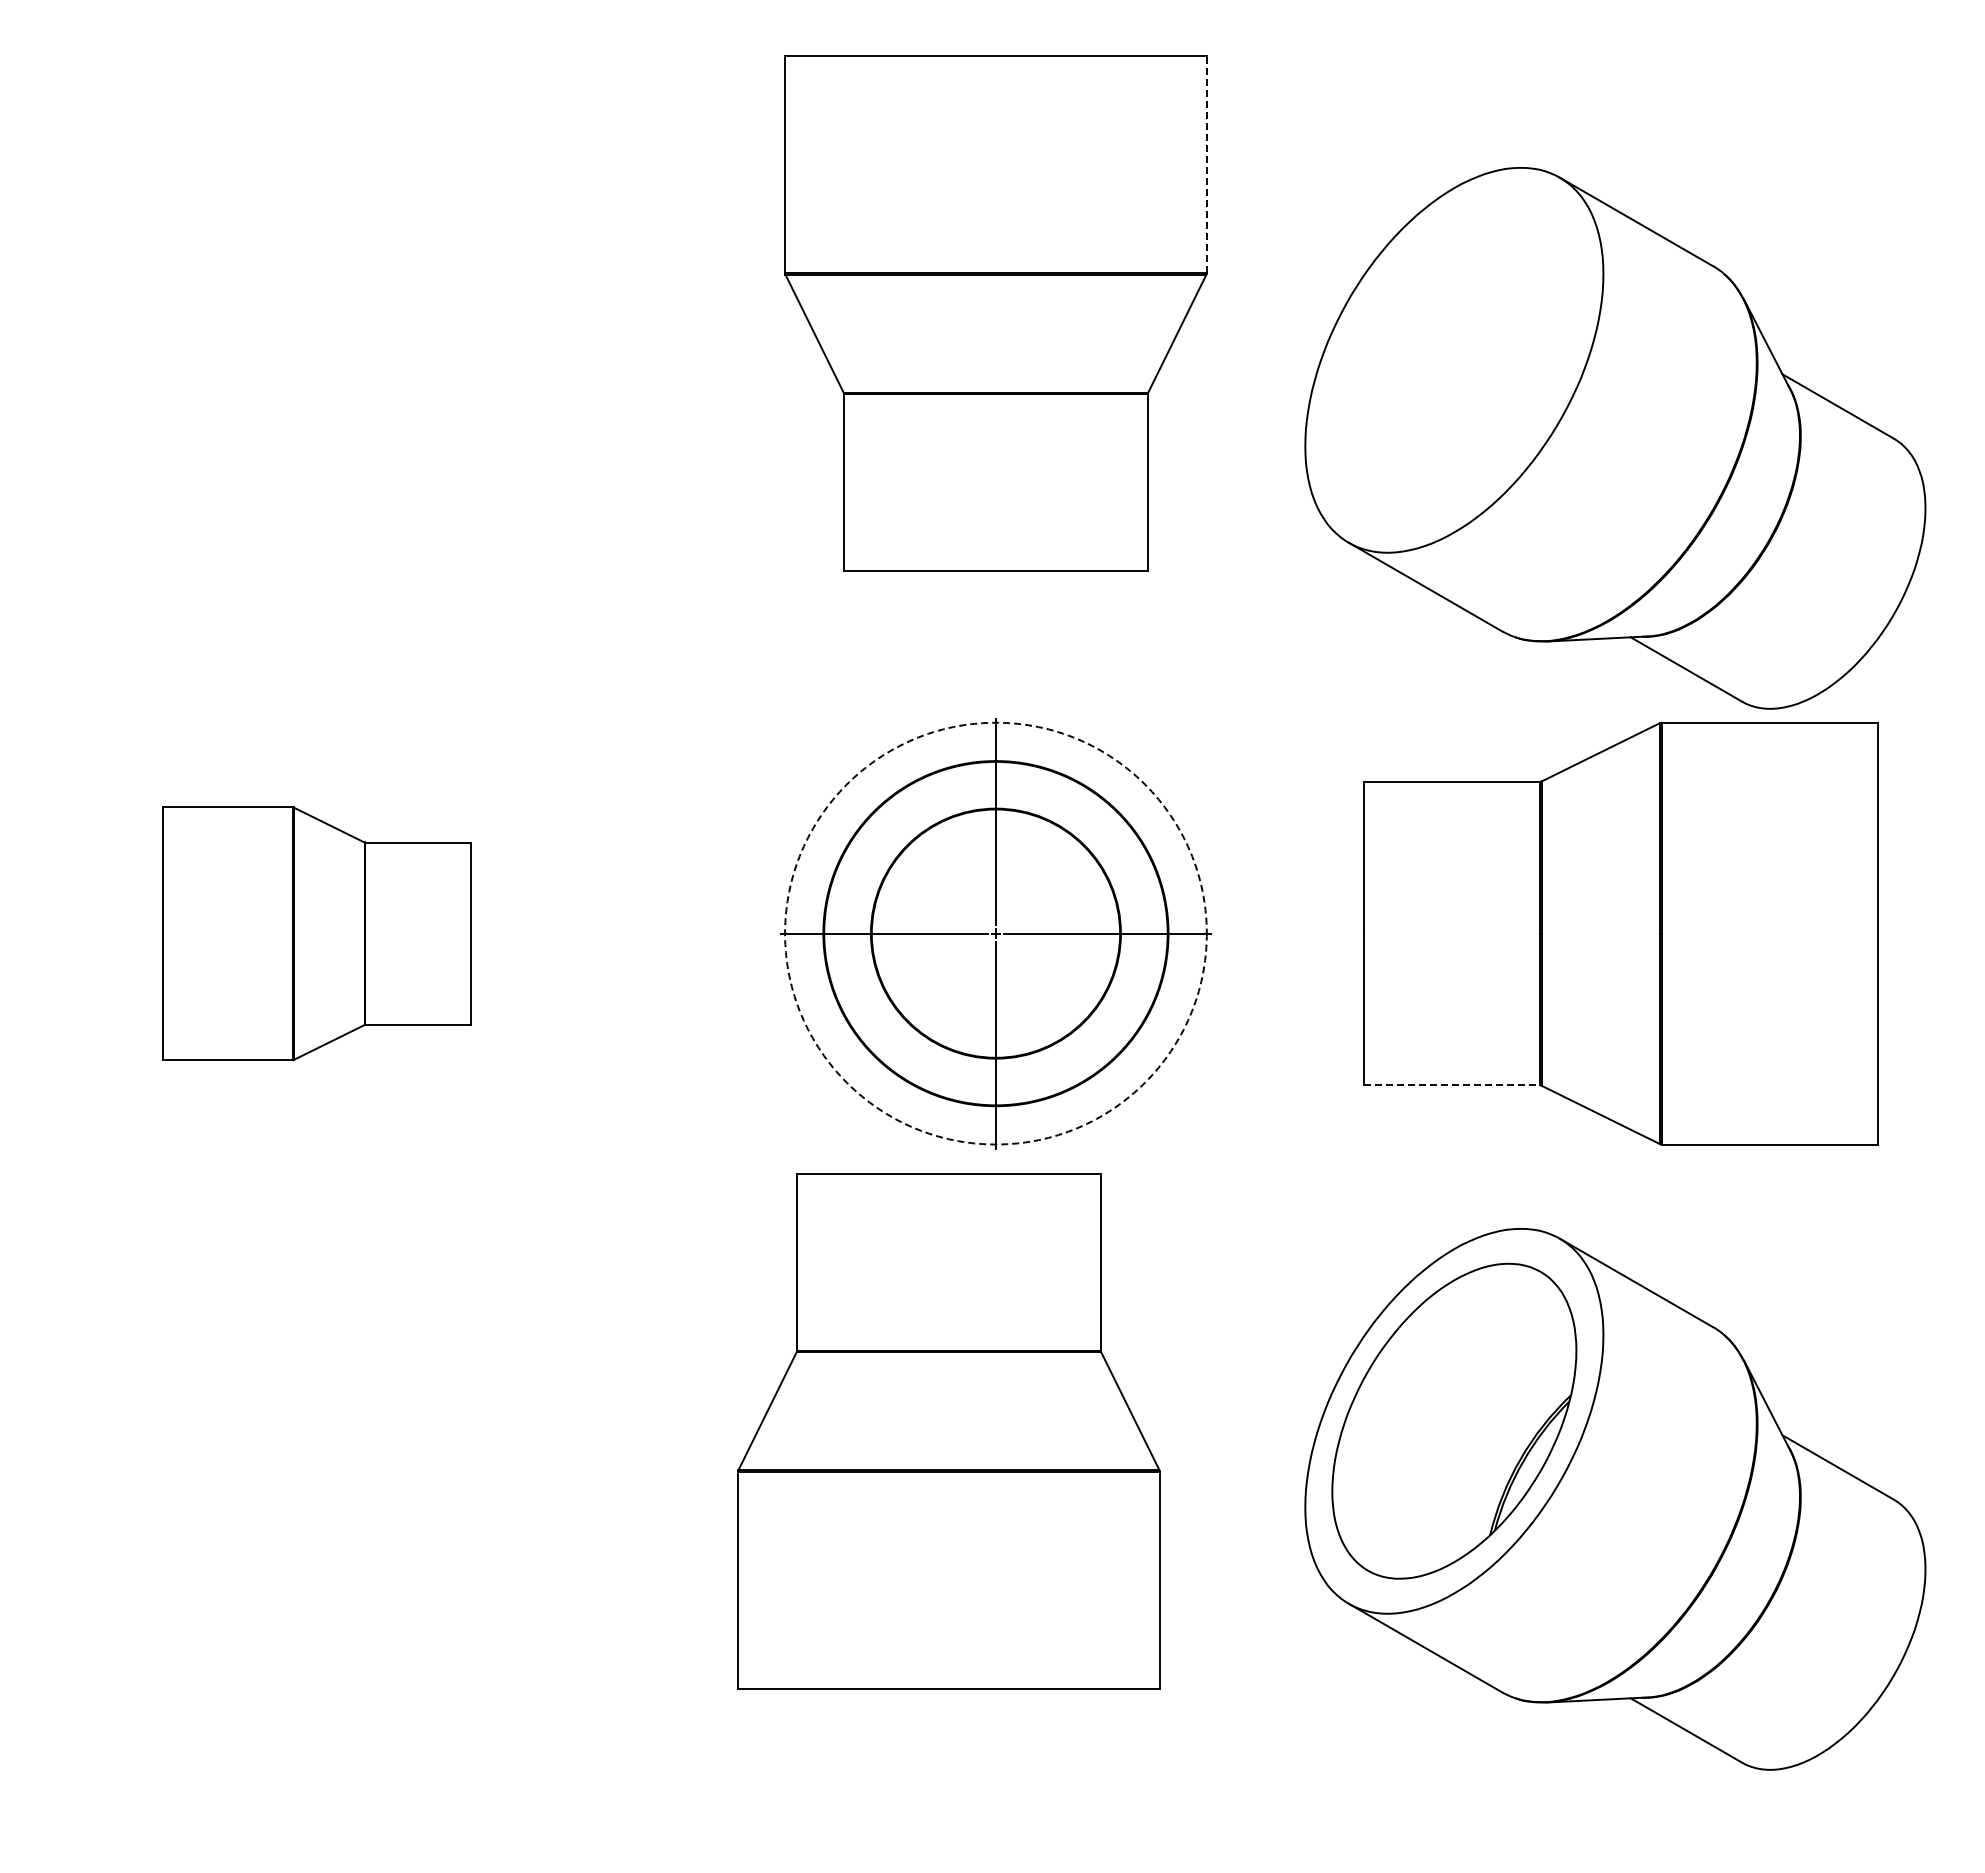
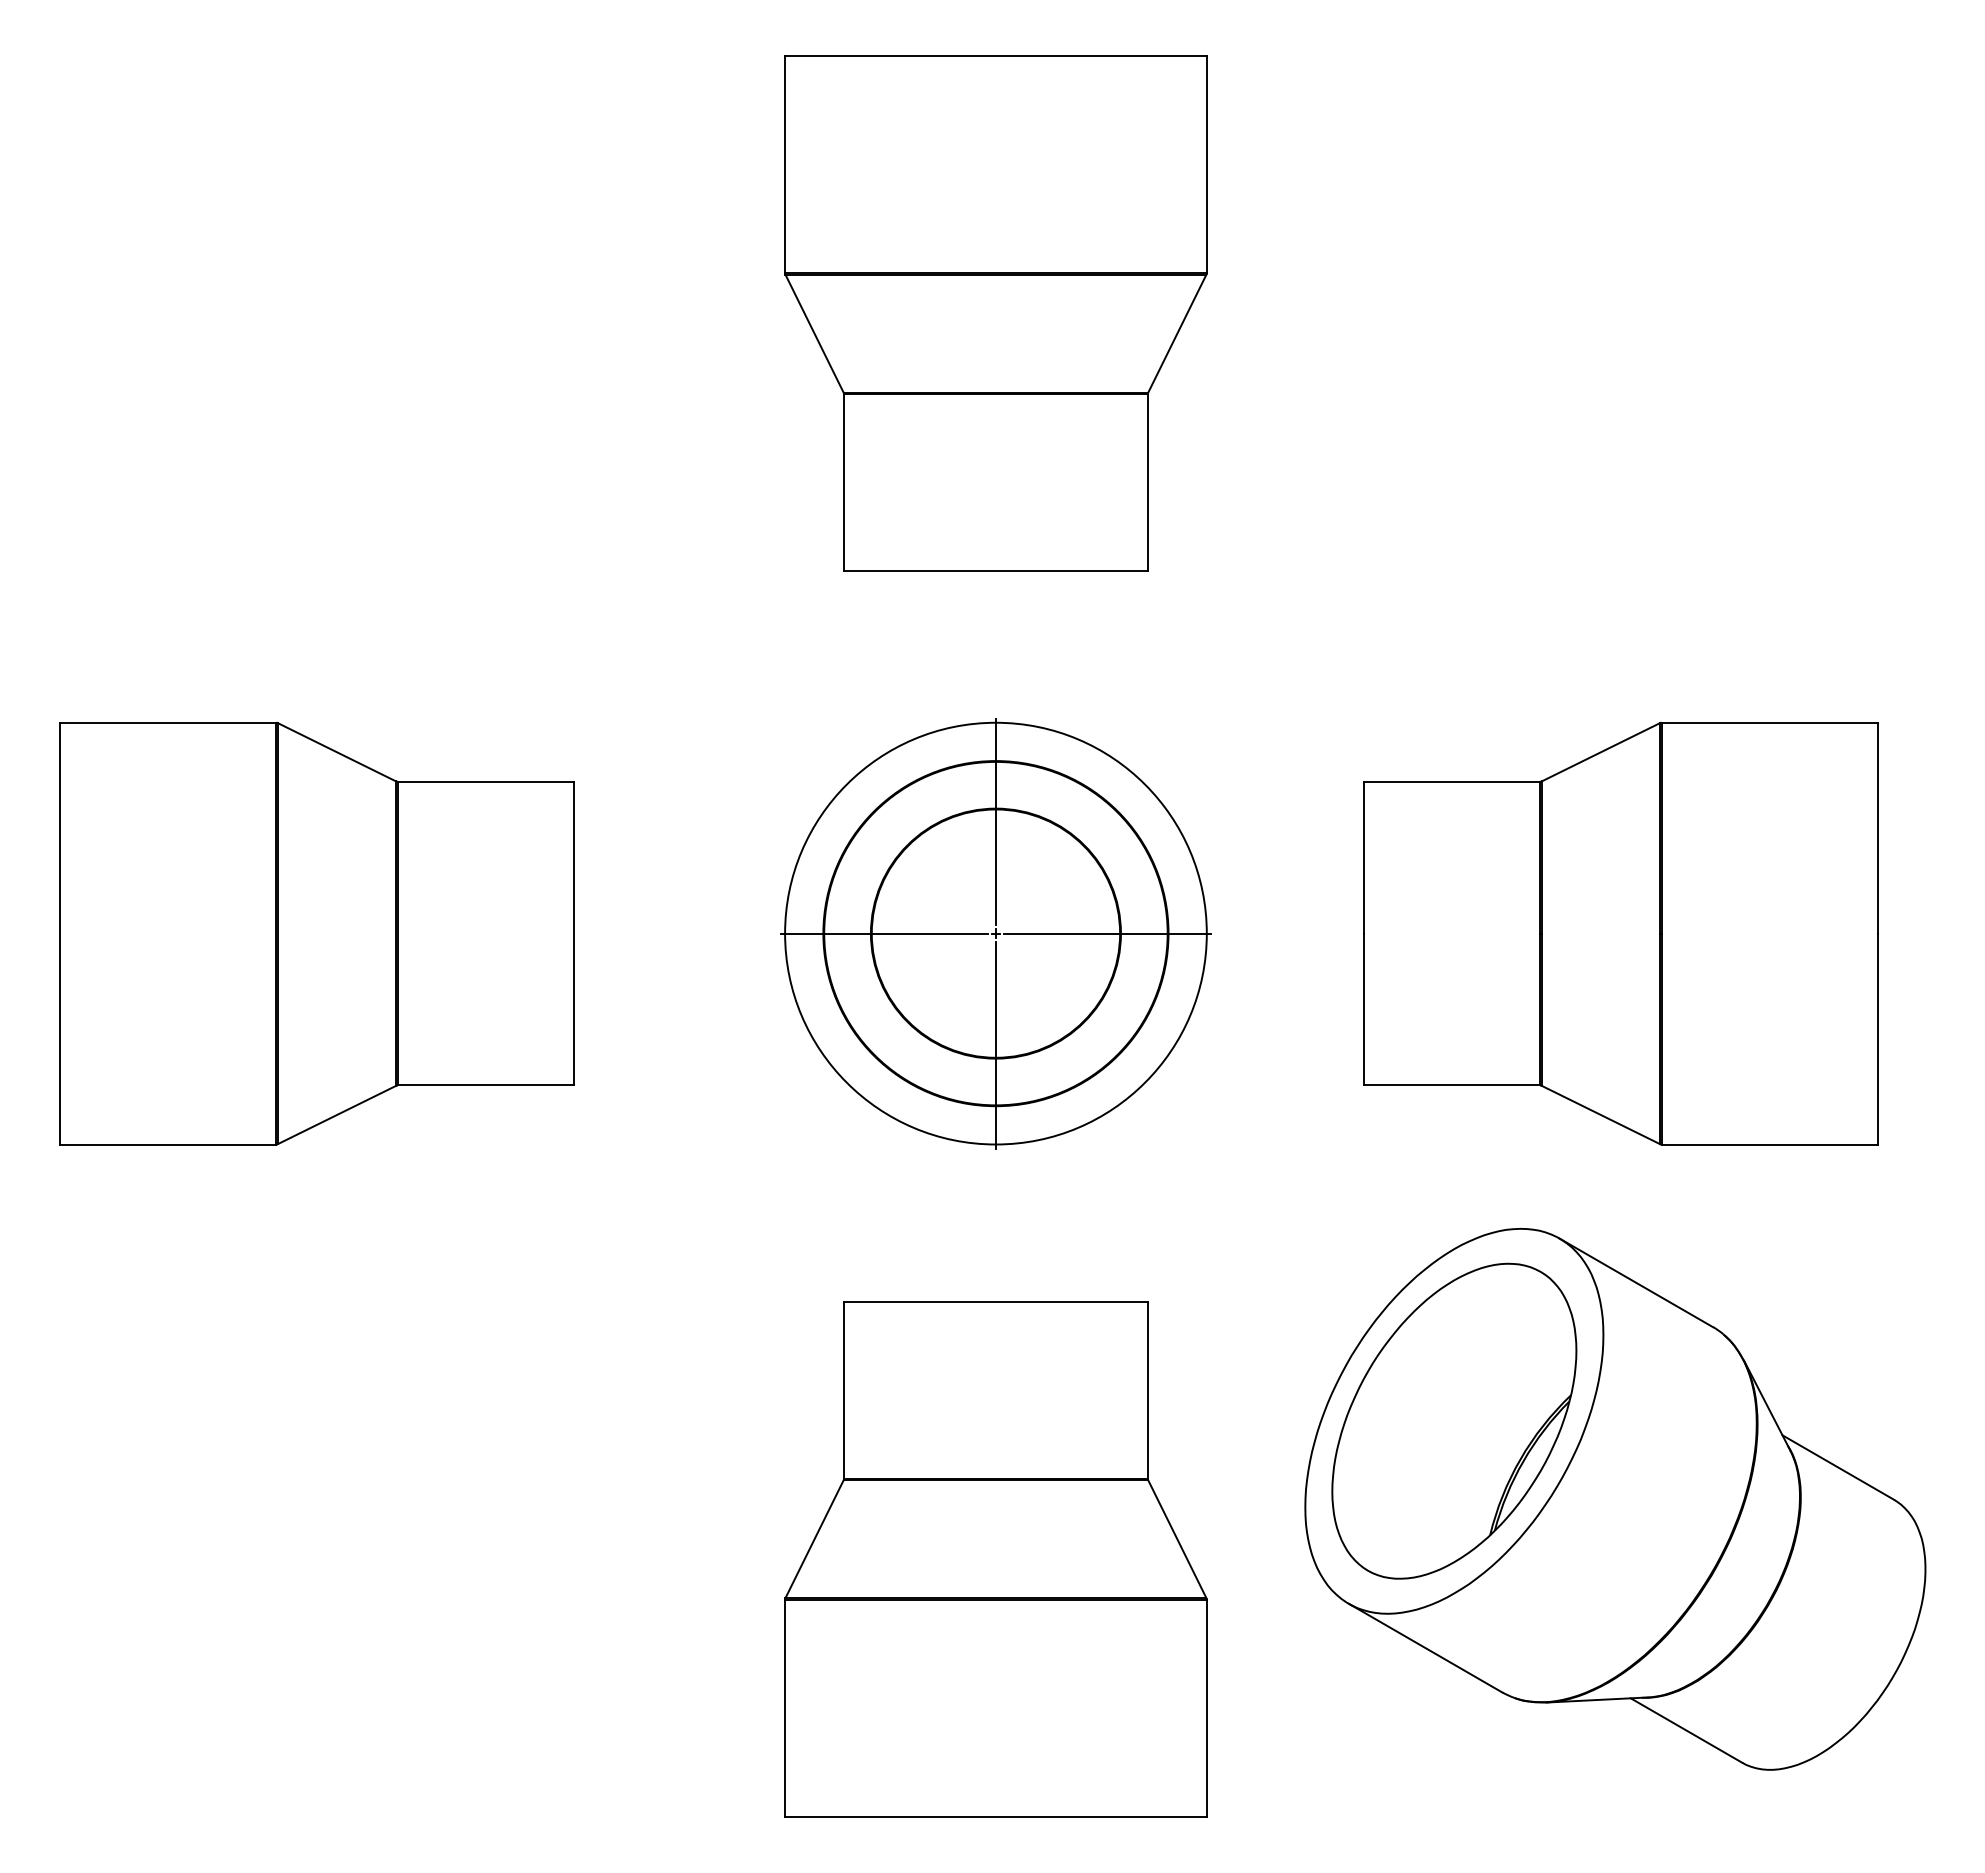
line: dashed -> solid (1206, 164)
part: present -> none (1615, 438)
part size: 310x256 px -> 516x424 px (316, 933)
circle: dashed -> solid (995, 933)
line: dashed -> solid (1452, 1085)
part position: (948, 1431) -> (995, 1559) (995, 1559)
